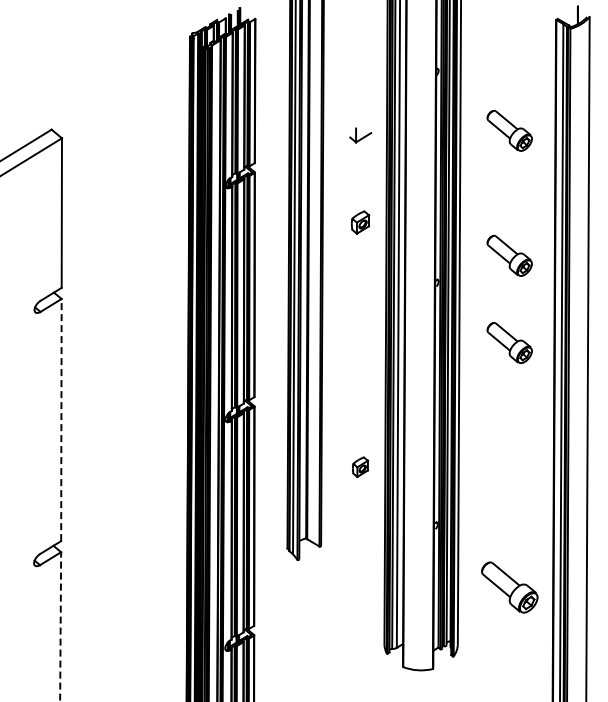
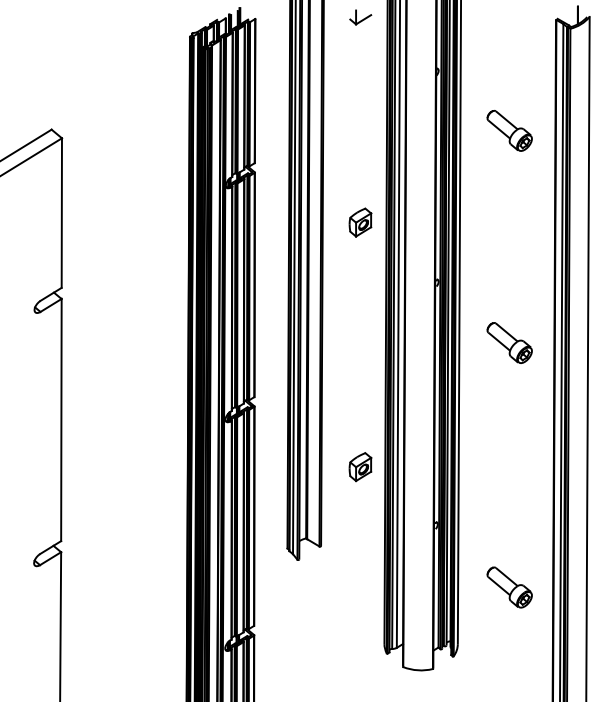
part position: (360, 135) -> (360, 17) (360, 17)
part size: 21x25 px -> 25x31 px (360, 222)
part: present -> none (509, 255)
line: dashed -> solid (61, 419)
part size: 18x23 px -> 25x31 px (360, 467)
part size: 58x53 px -> 47x43 px (509, 587)
line: dashed -> solid (60, 626)
